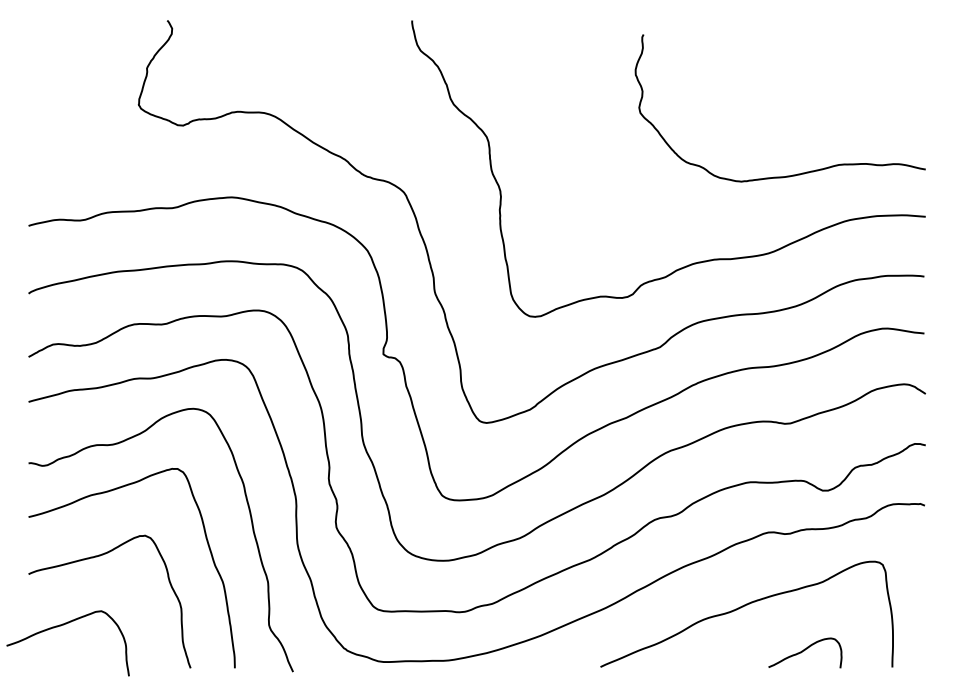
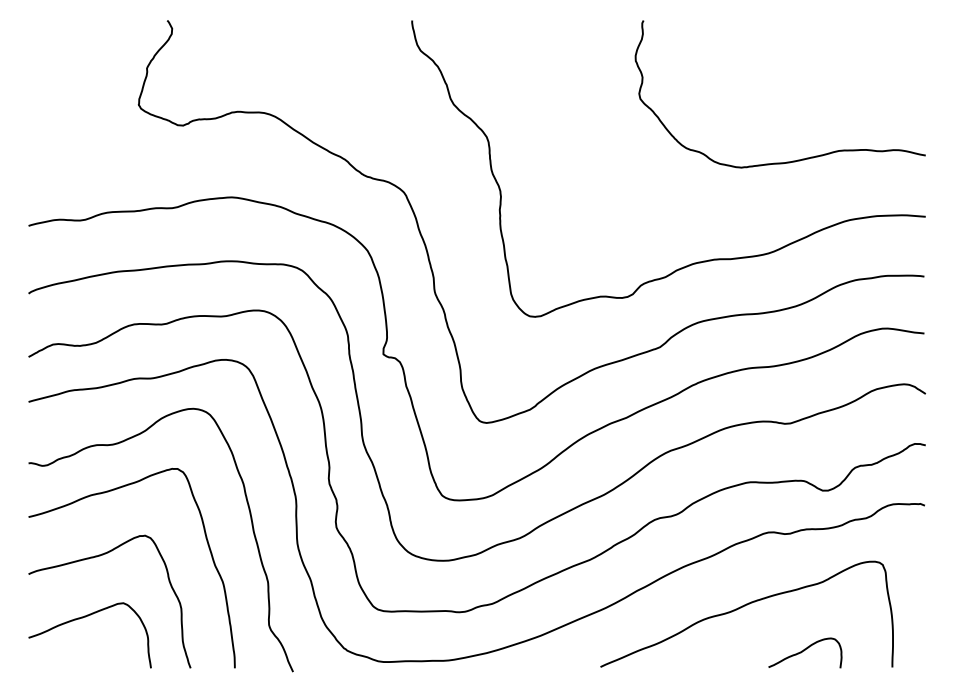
curve position: (792, 174) -> (792, 160) (792, 160)
curve position: (61, 626) -> (83, 618) (83, 618)
